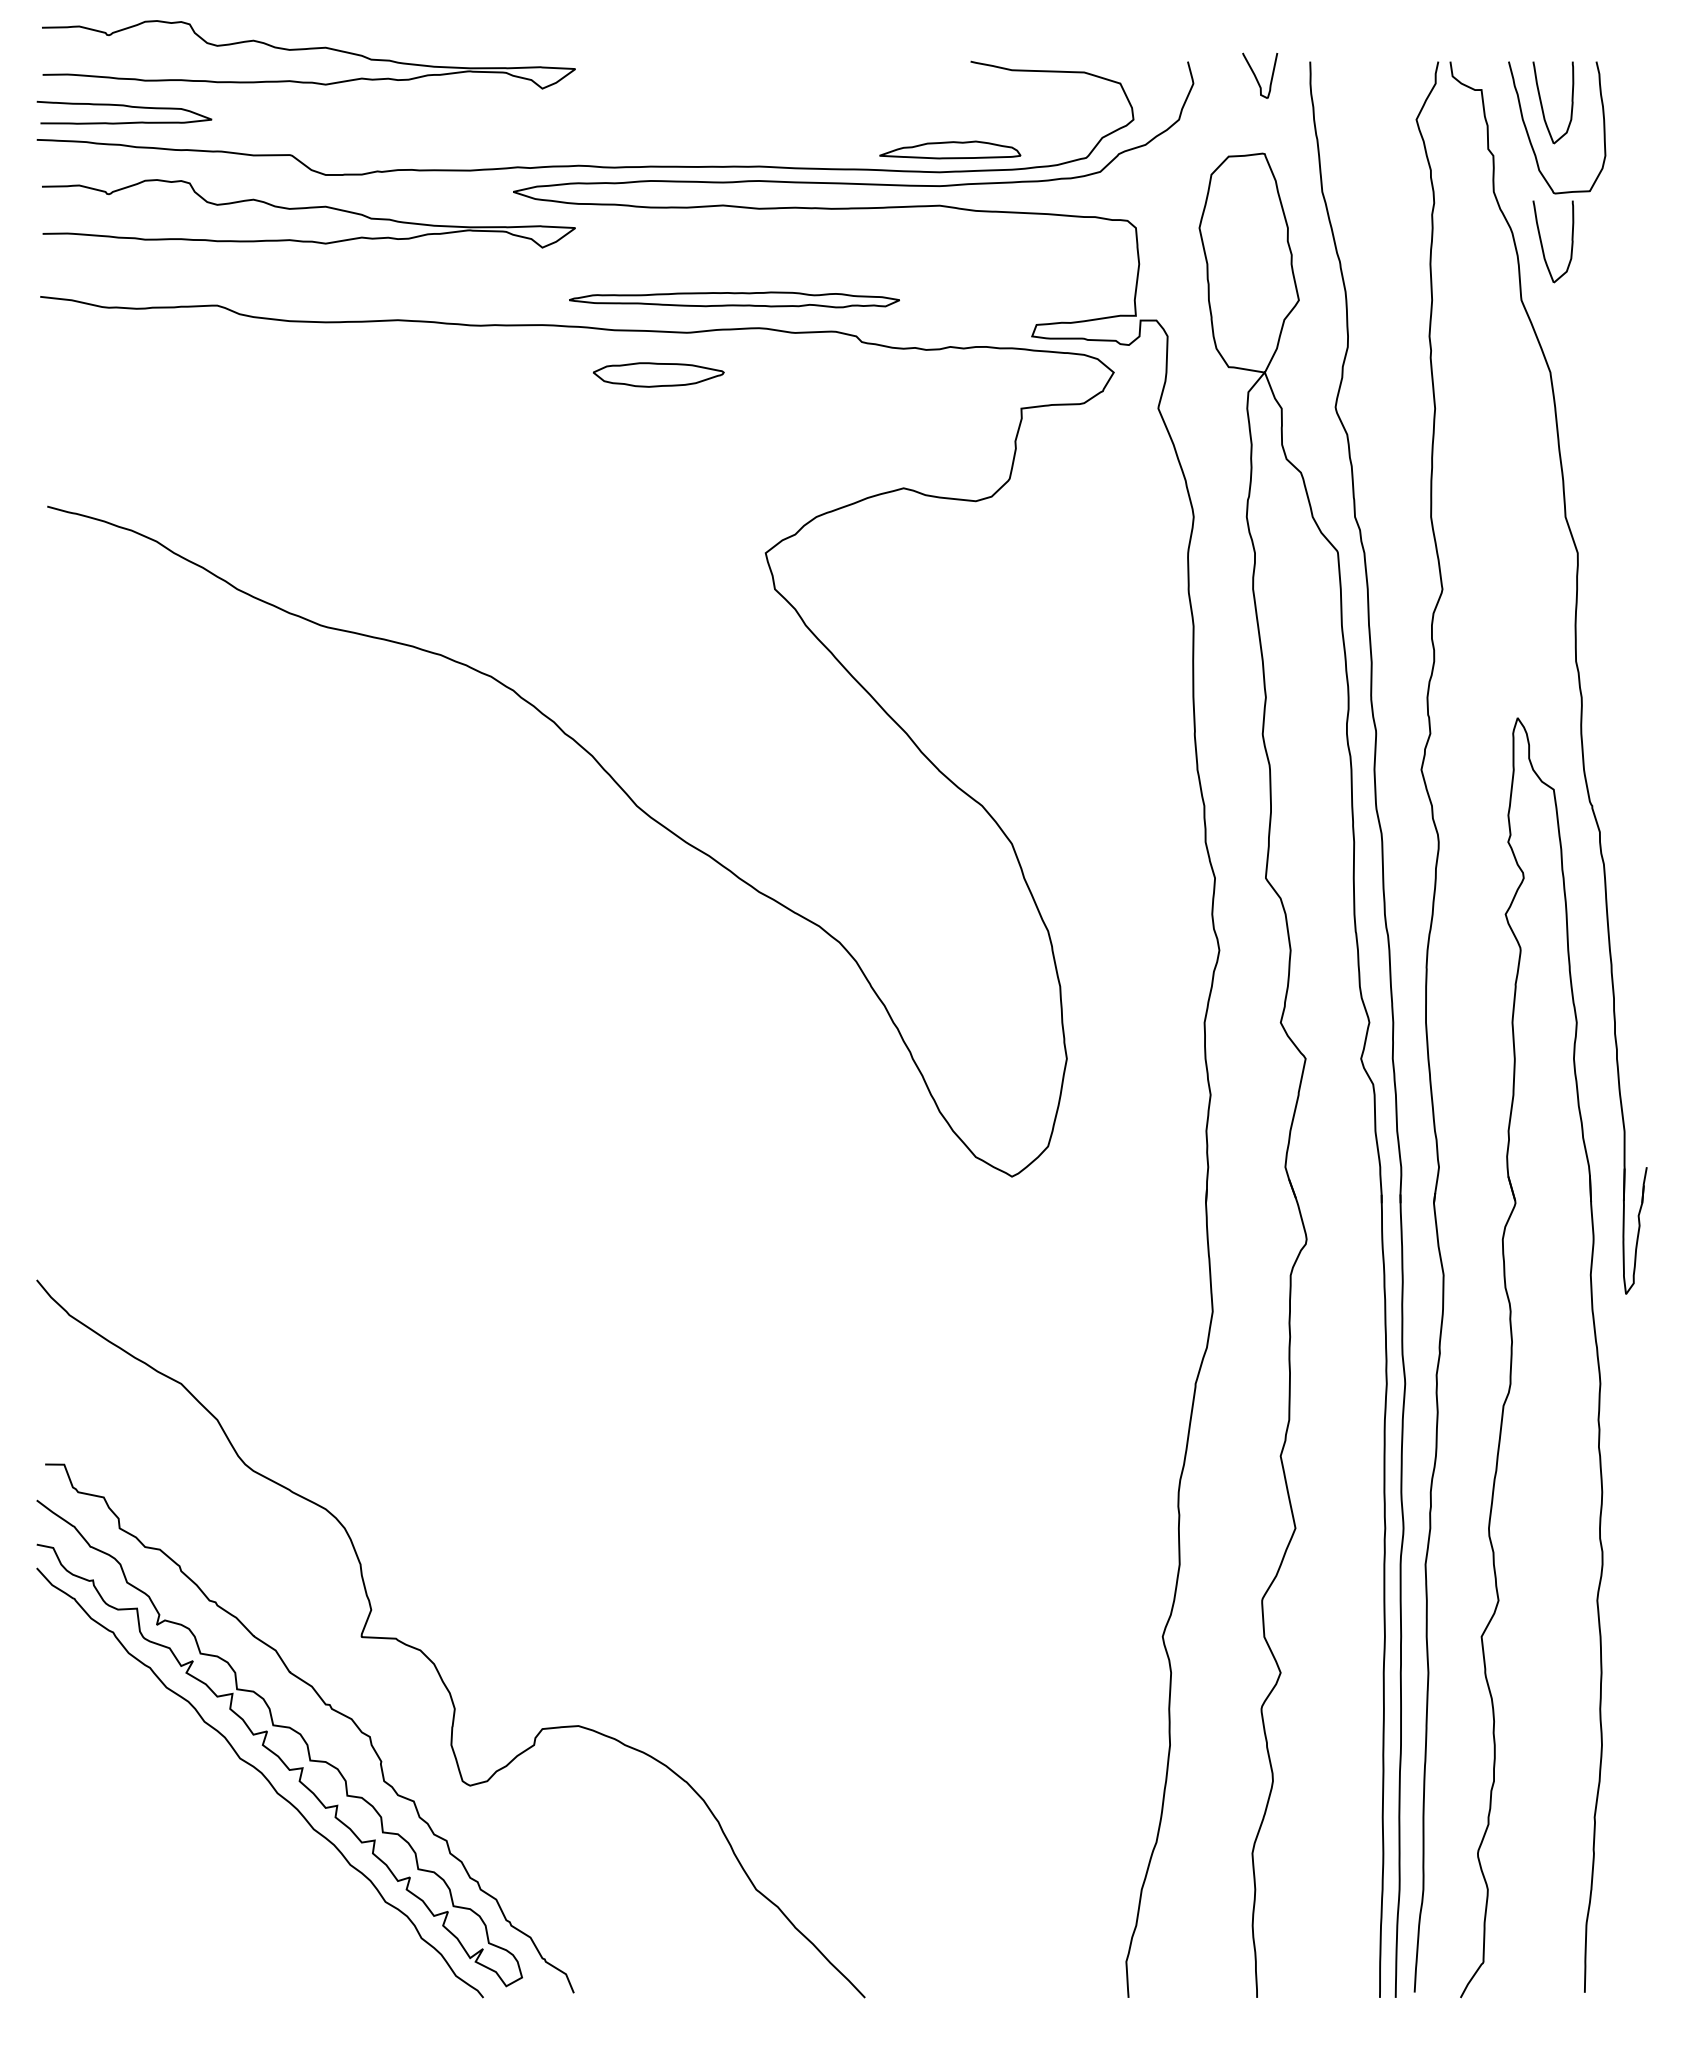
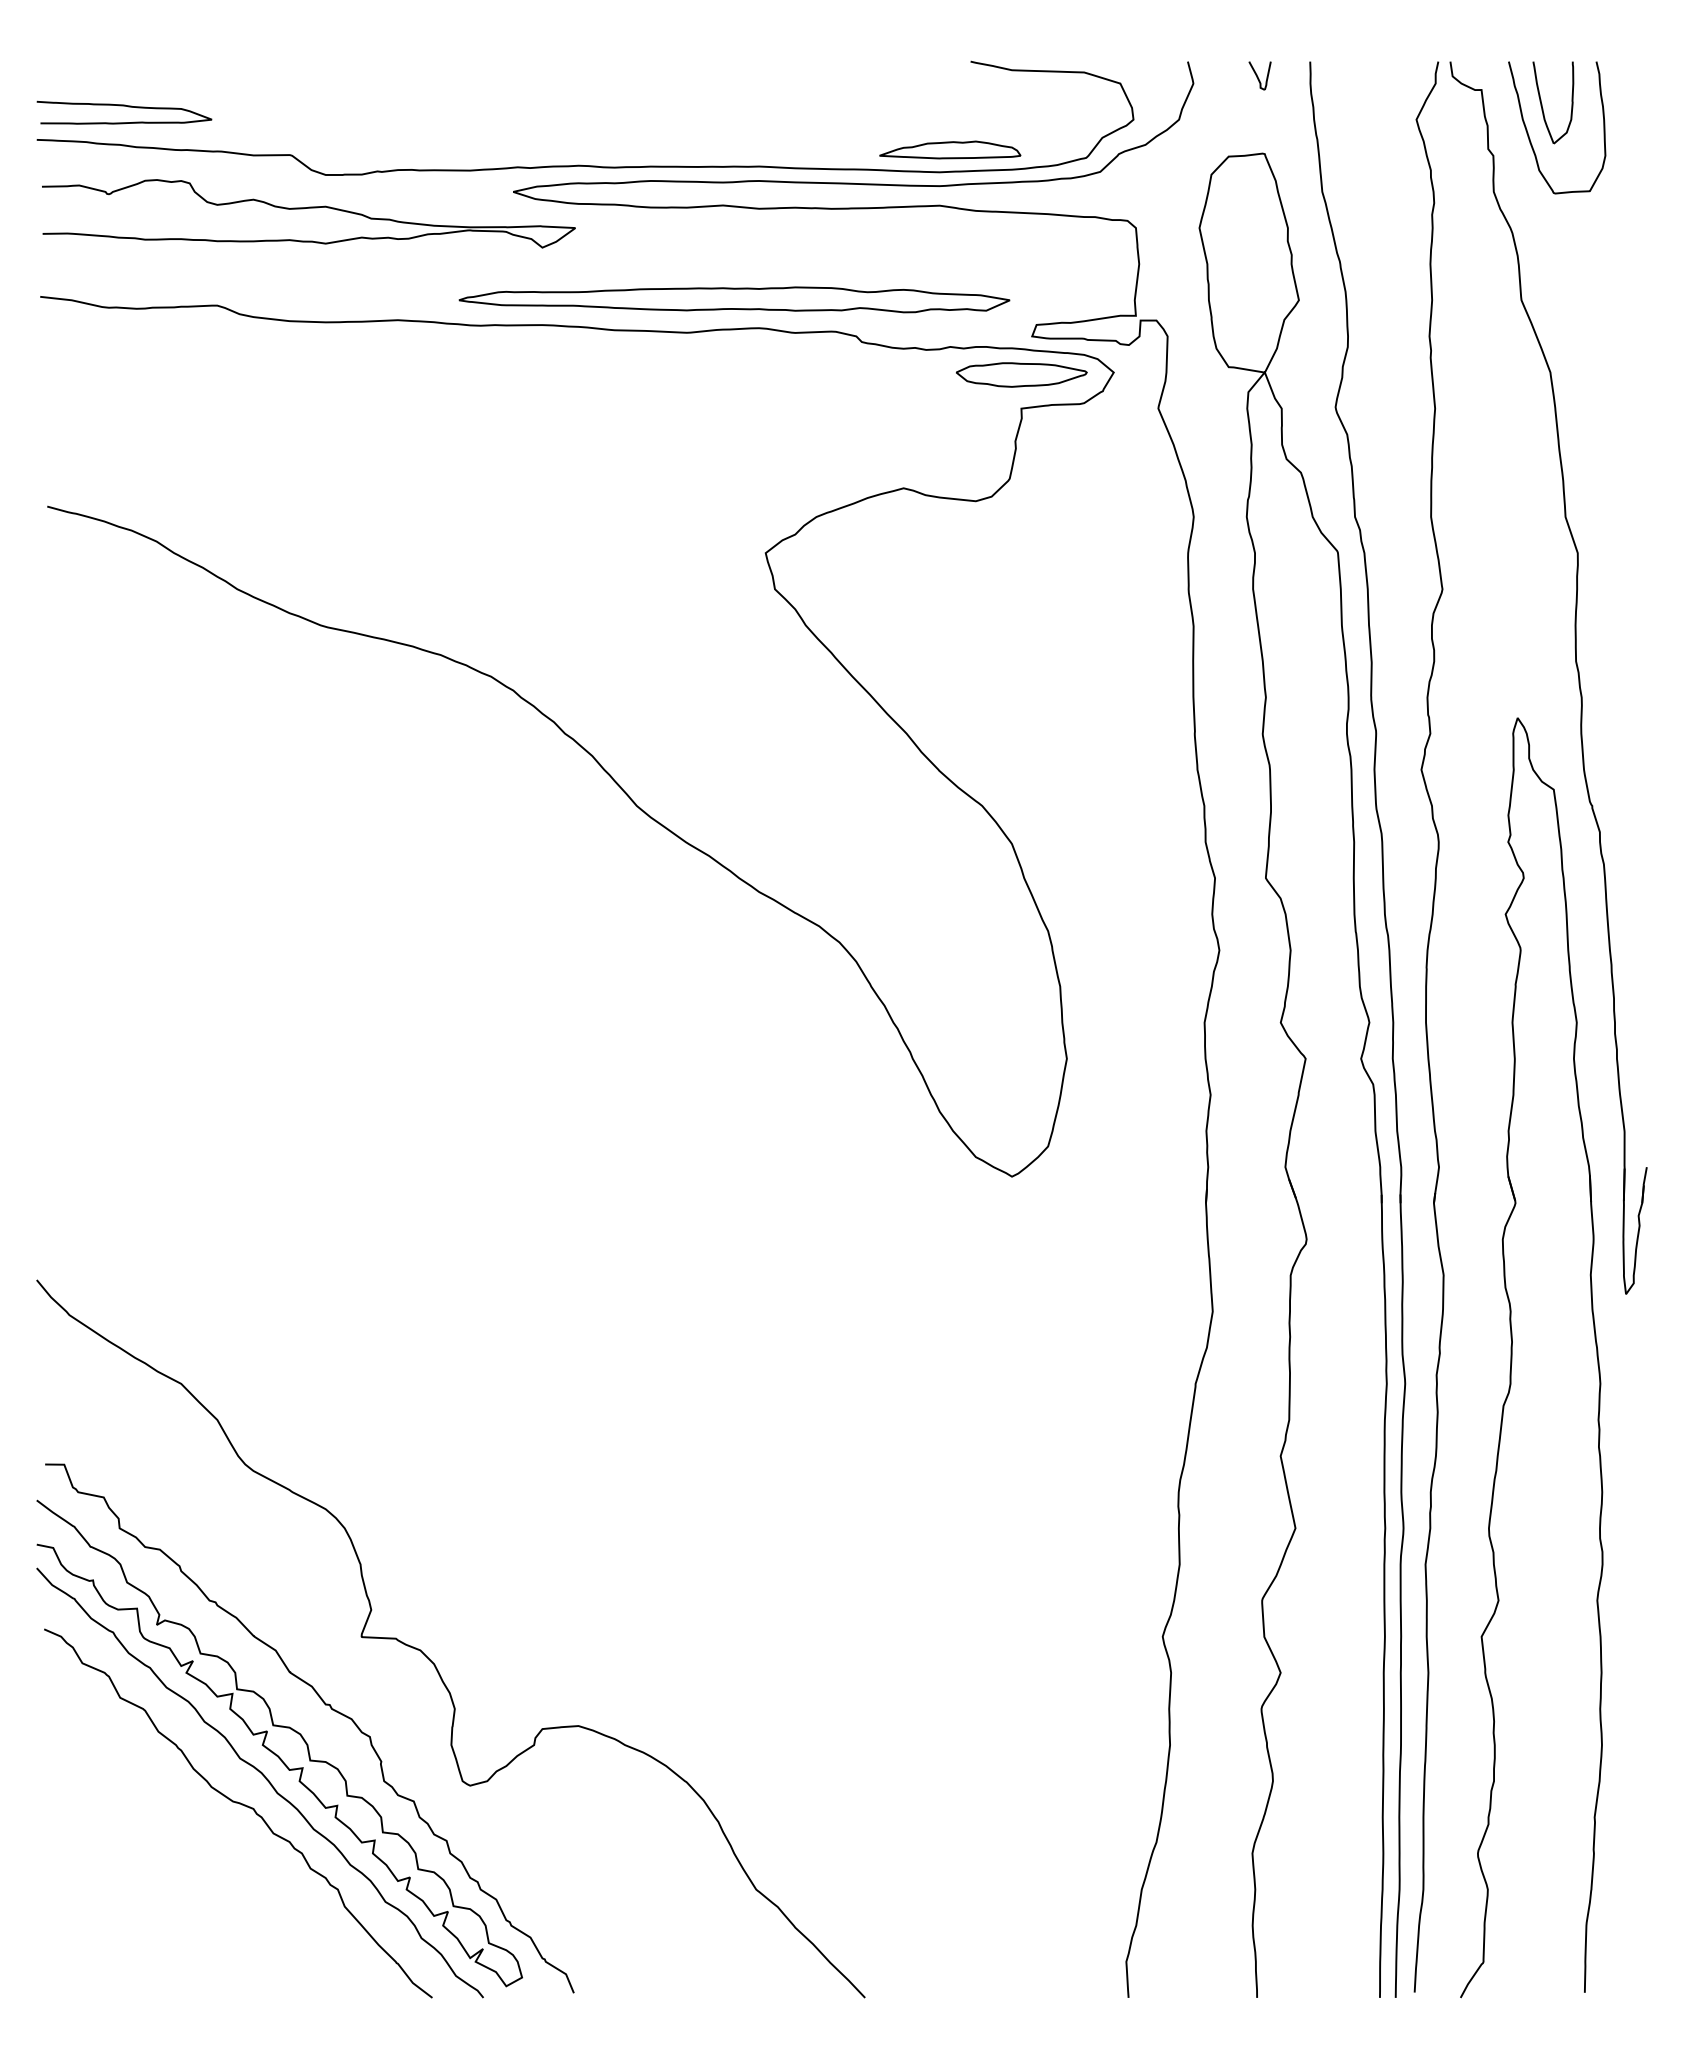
curve: present -> none (308, 49)
part size: 37x47 px -> 24x30 px (1259, 75)
part: present -> none (1542, 242)
part size: 331x18 px -> 553x28 px (734, 299)
part position: (658, 374) -> (1021, 374) (1021, 374)
curve: none -> present (242, 1805)
